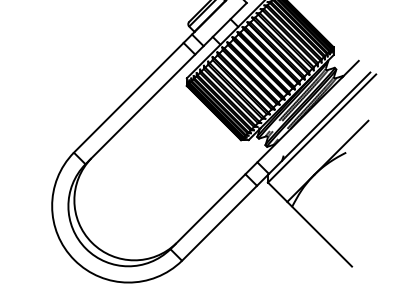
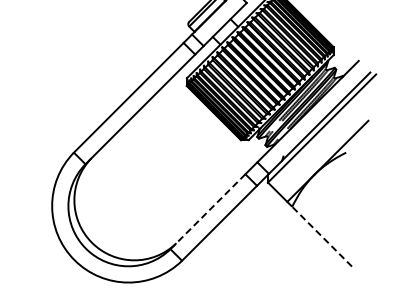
line: solid -> dashed (208, 211)
line: solid -> dashed (321, 236)
